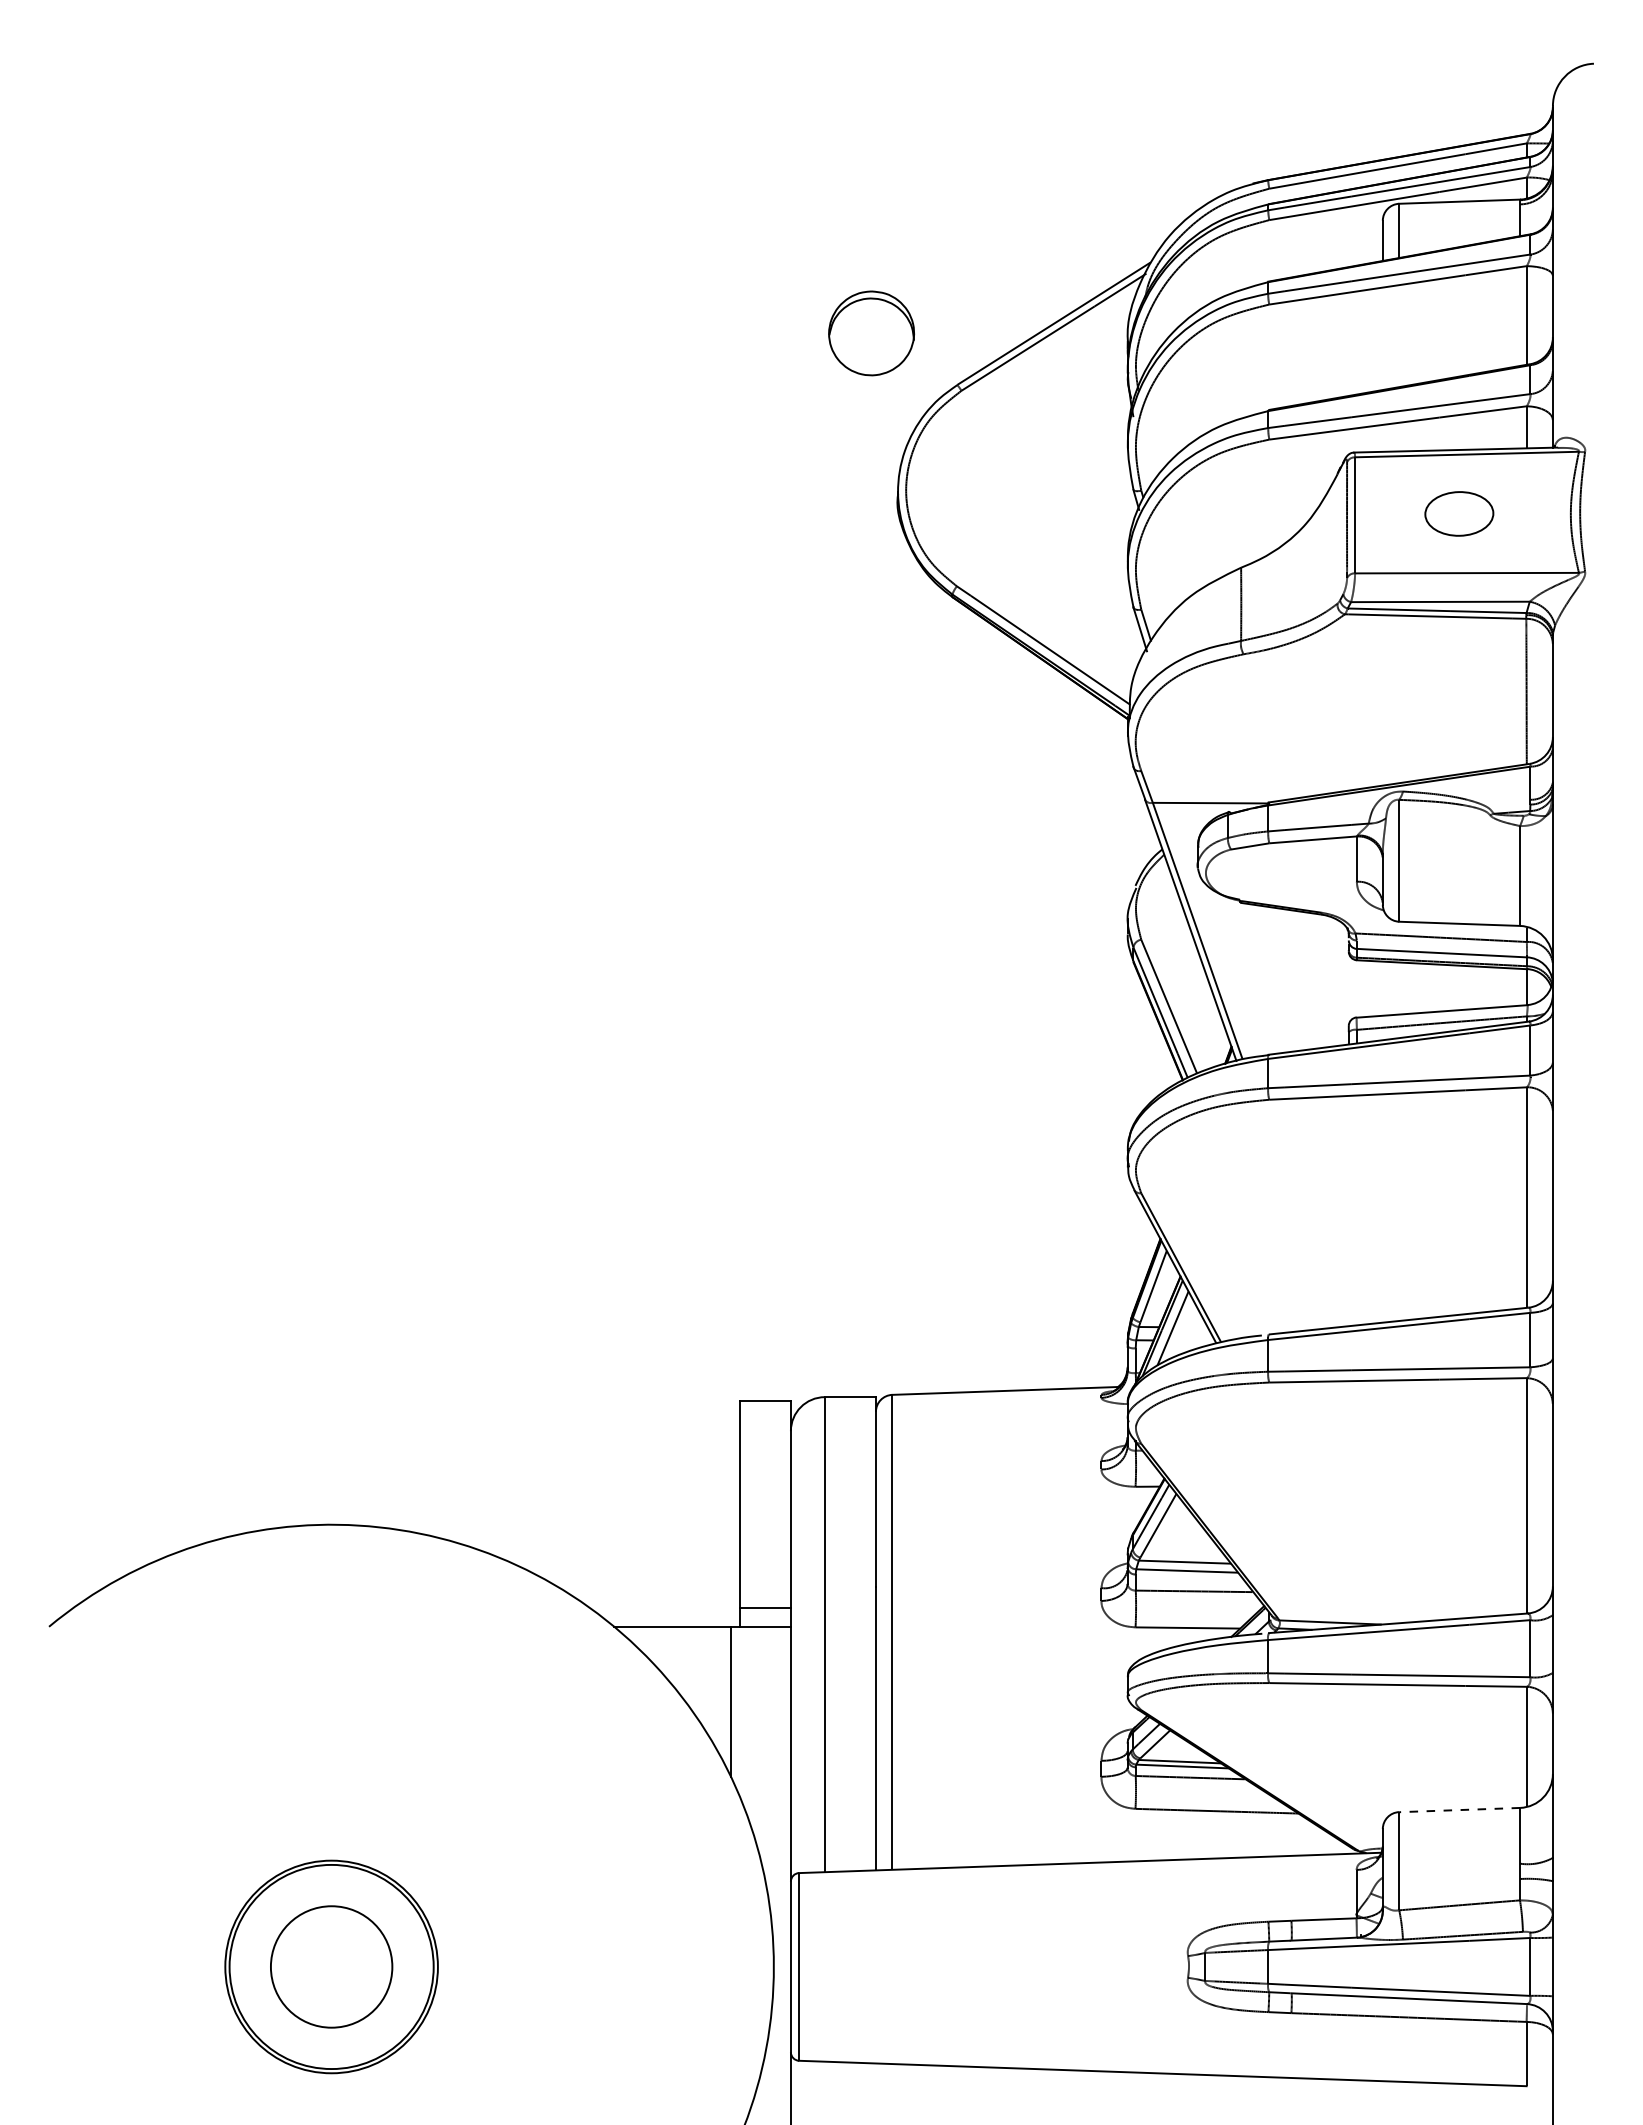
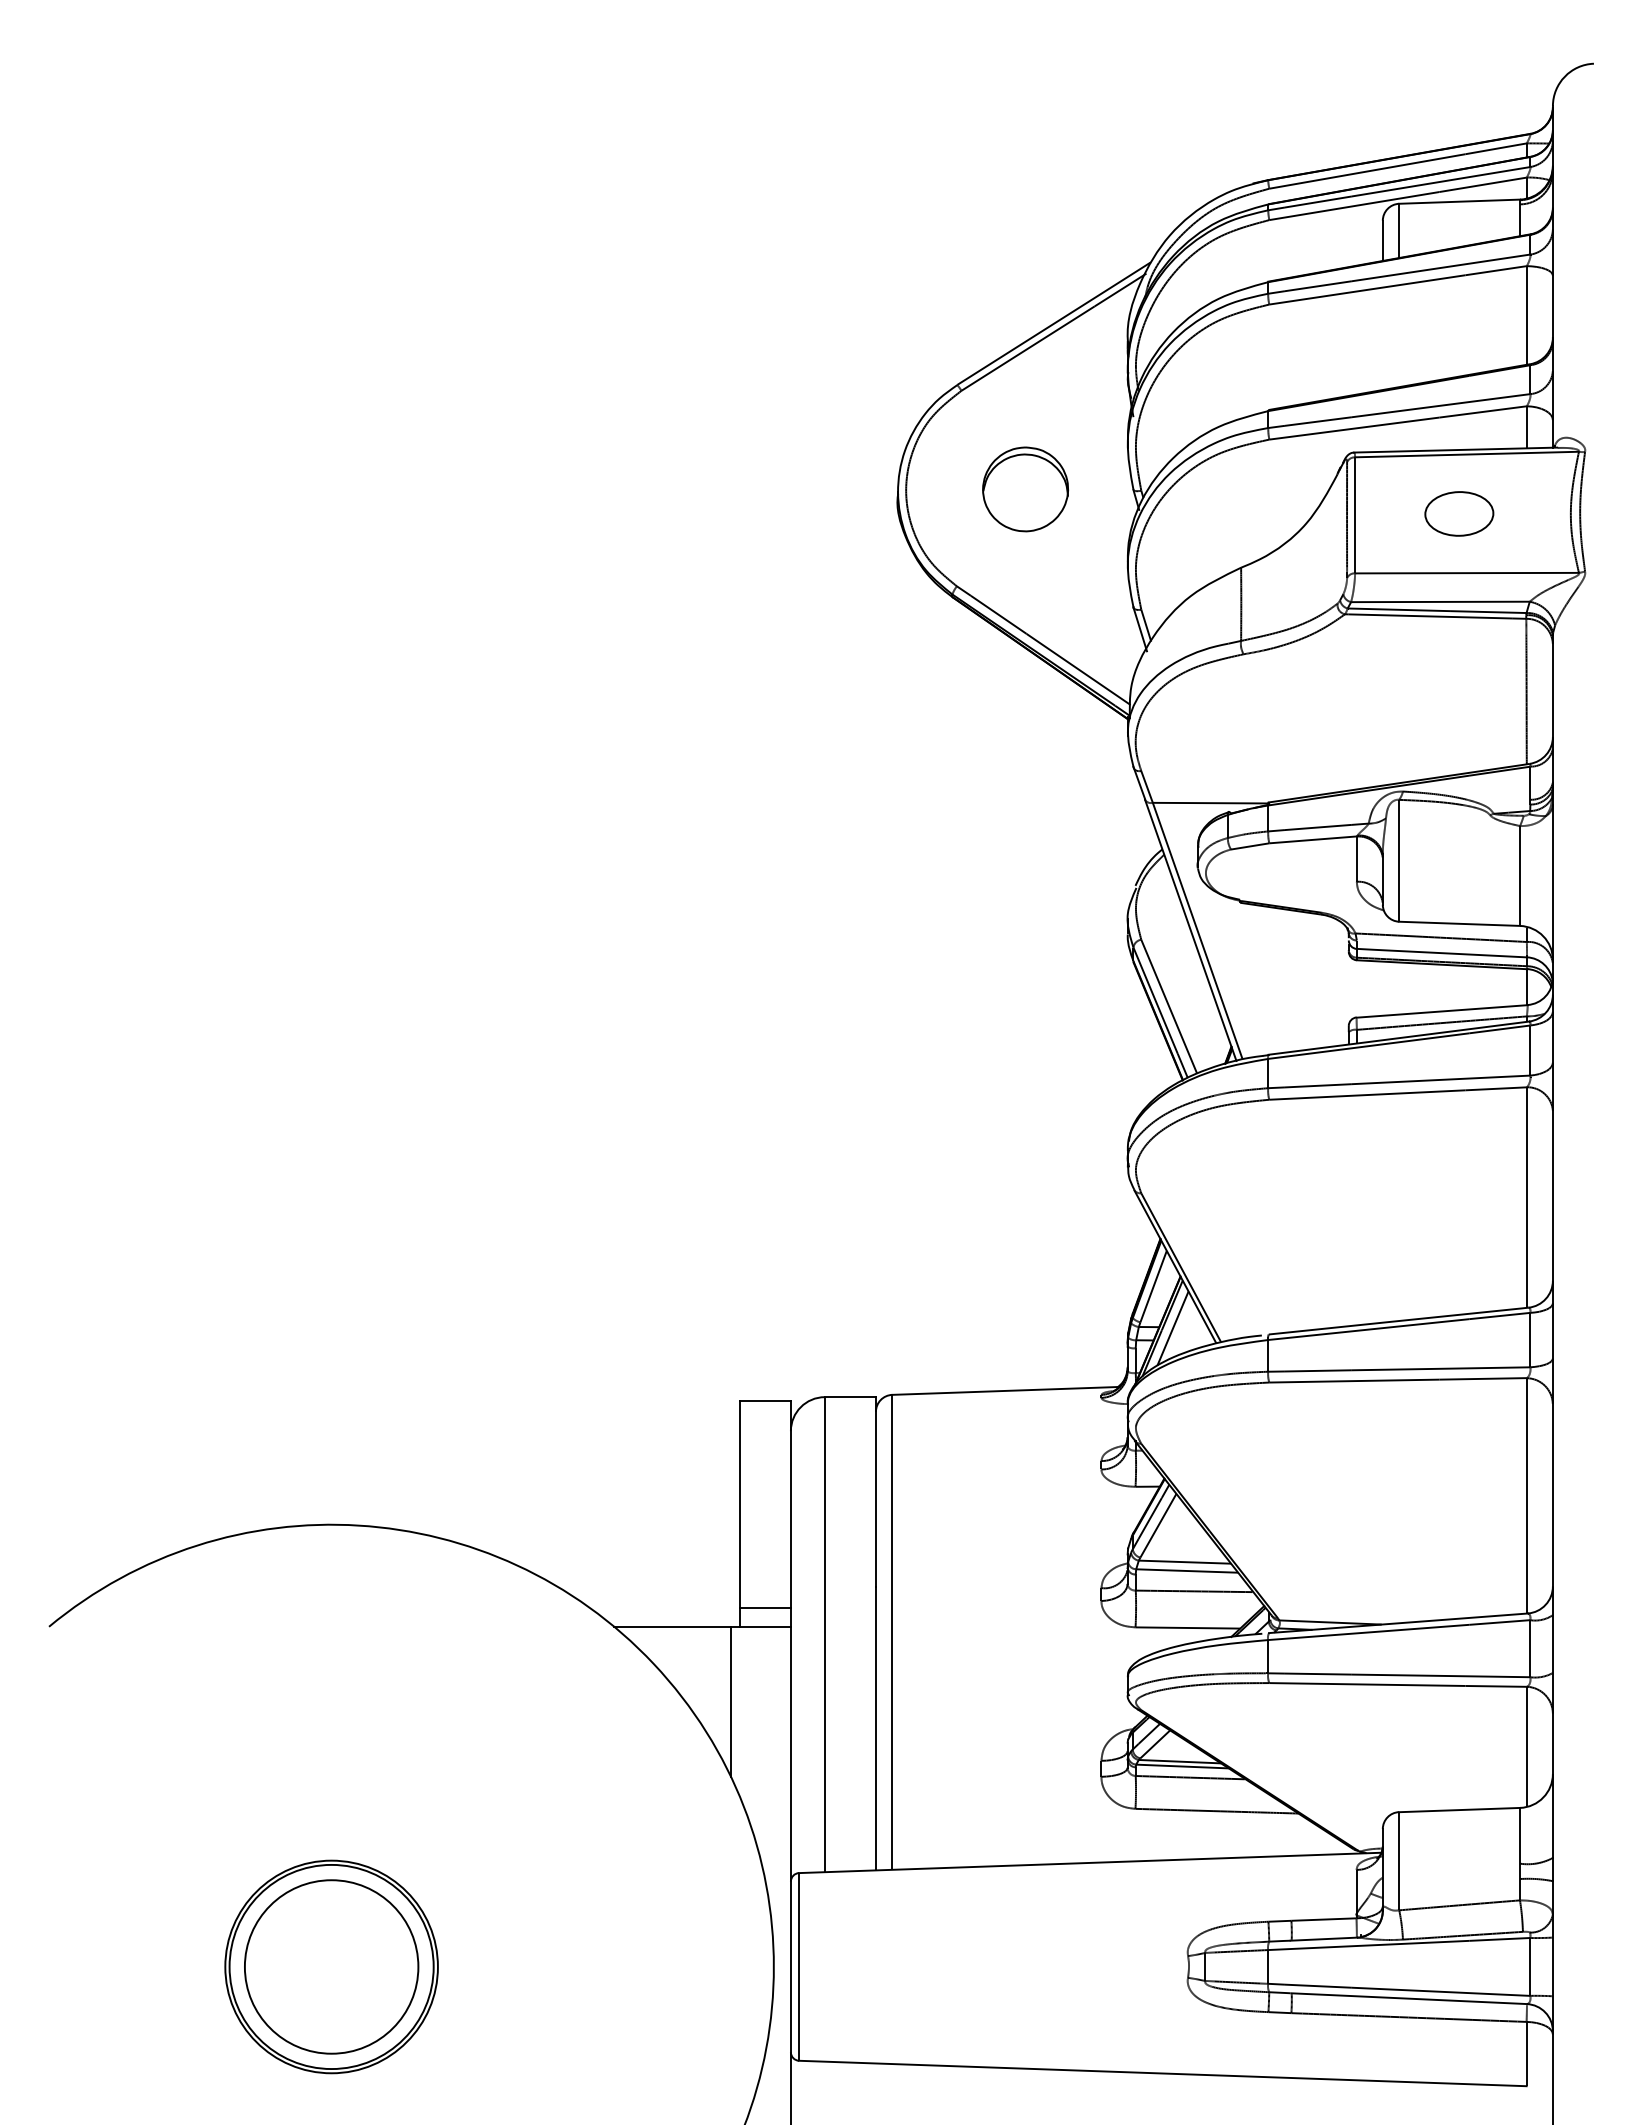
part position: (871, 333) -> (1025, 489) (1025, 489)
line: dashed -> solid (1459, 1810)
circle diameter: 121 px -> 173 px (331, 1966)
